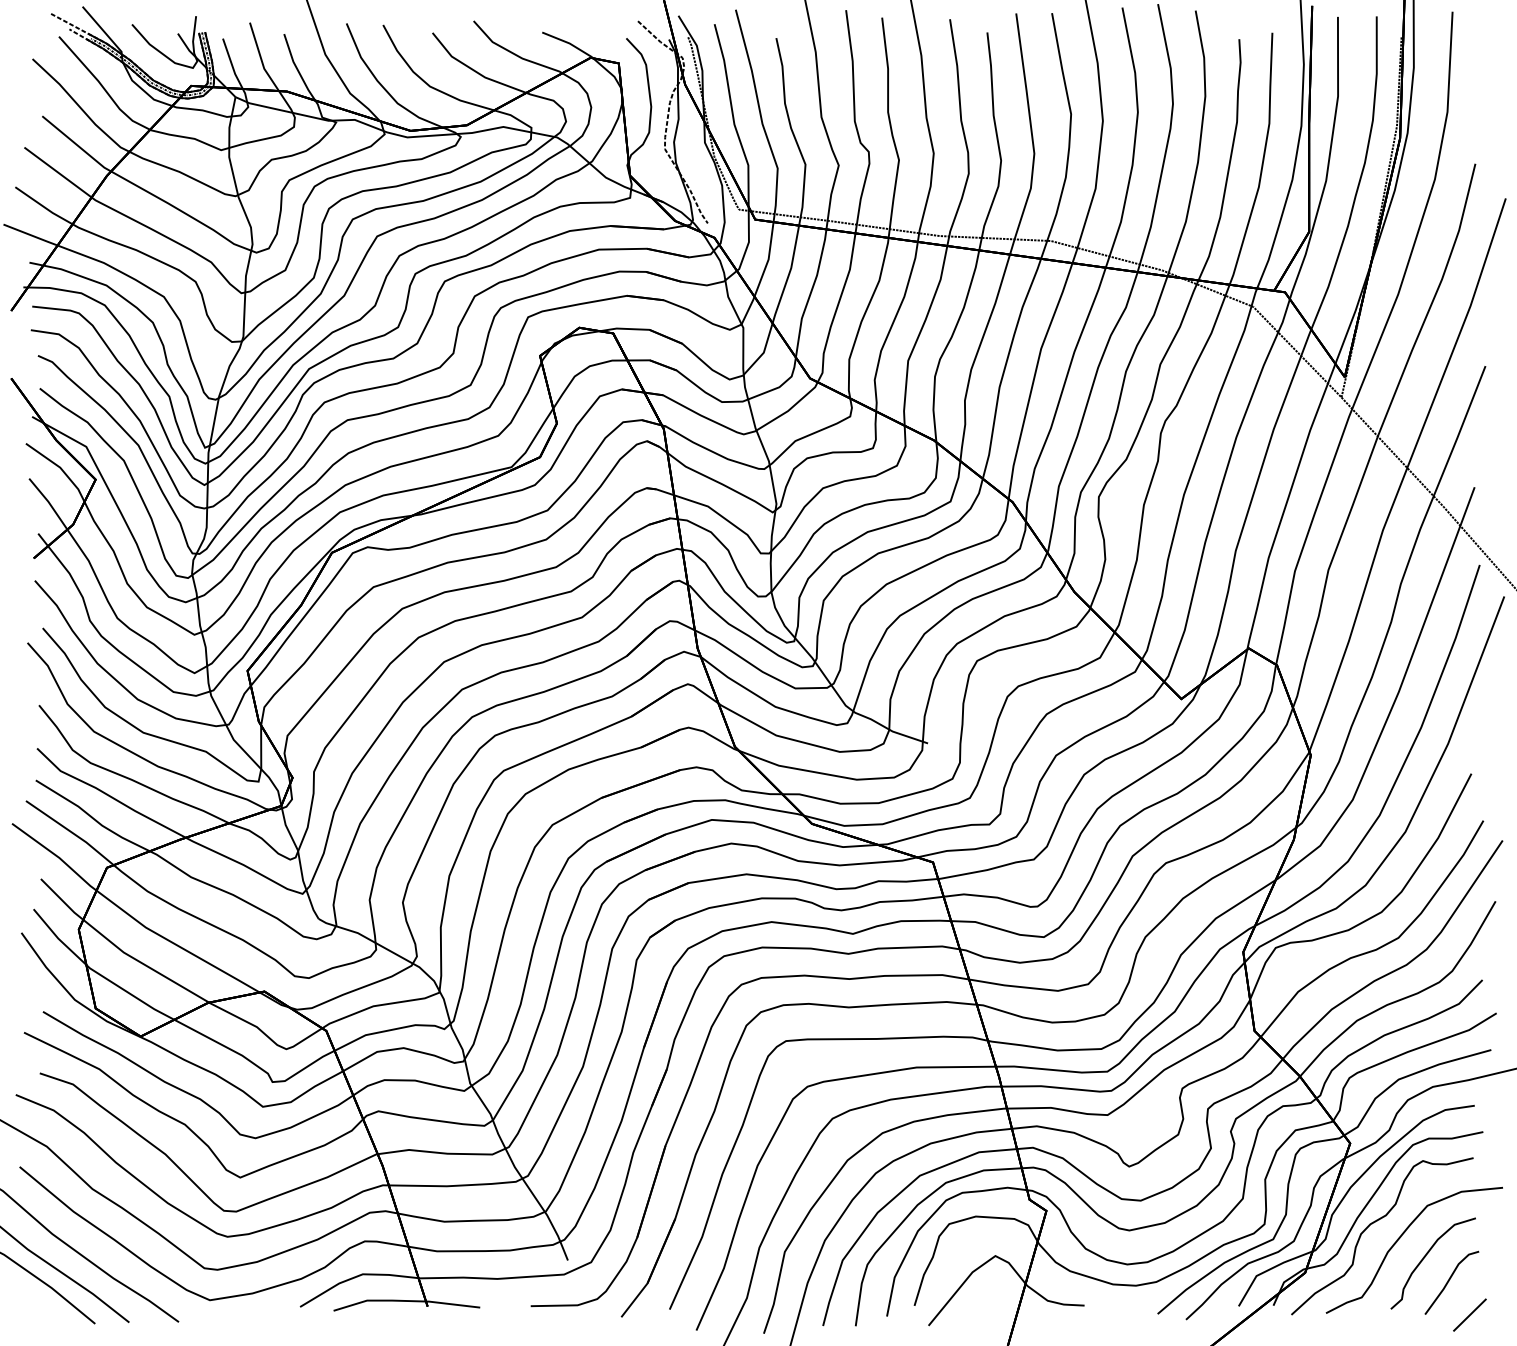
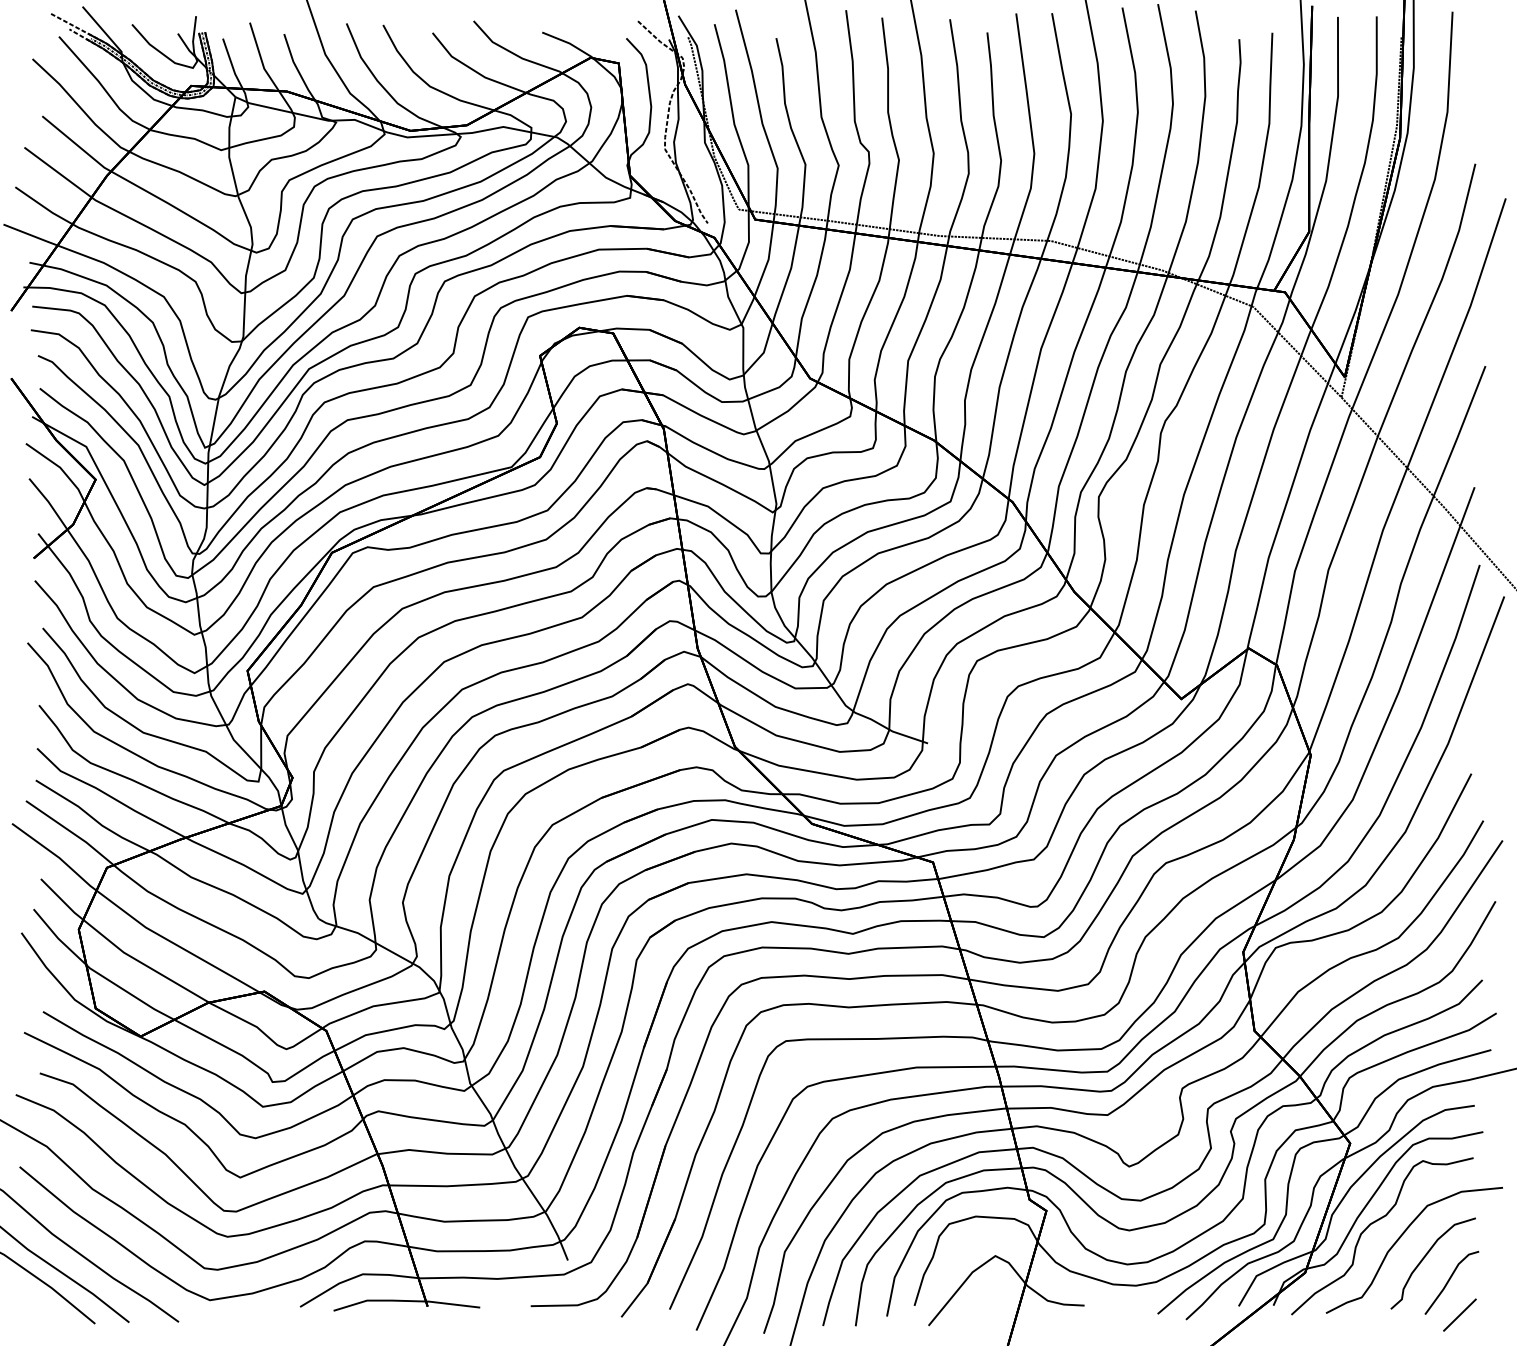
line position: (1469, 1314) -> (1459, 1314) (1459, 1314)
